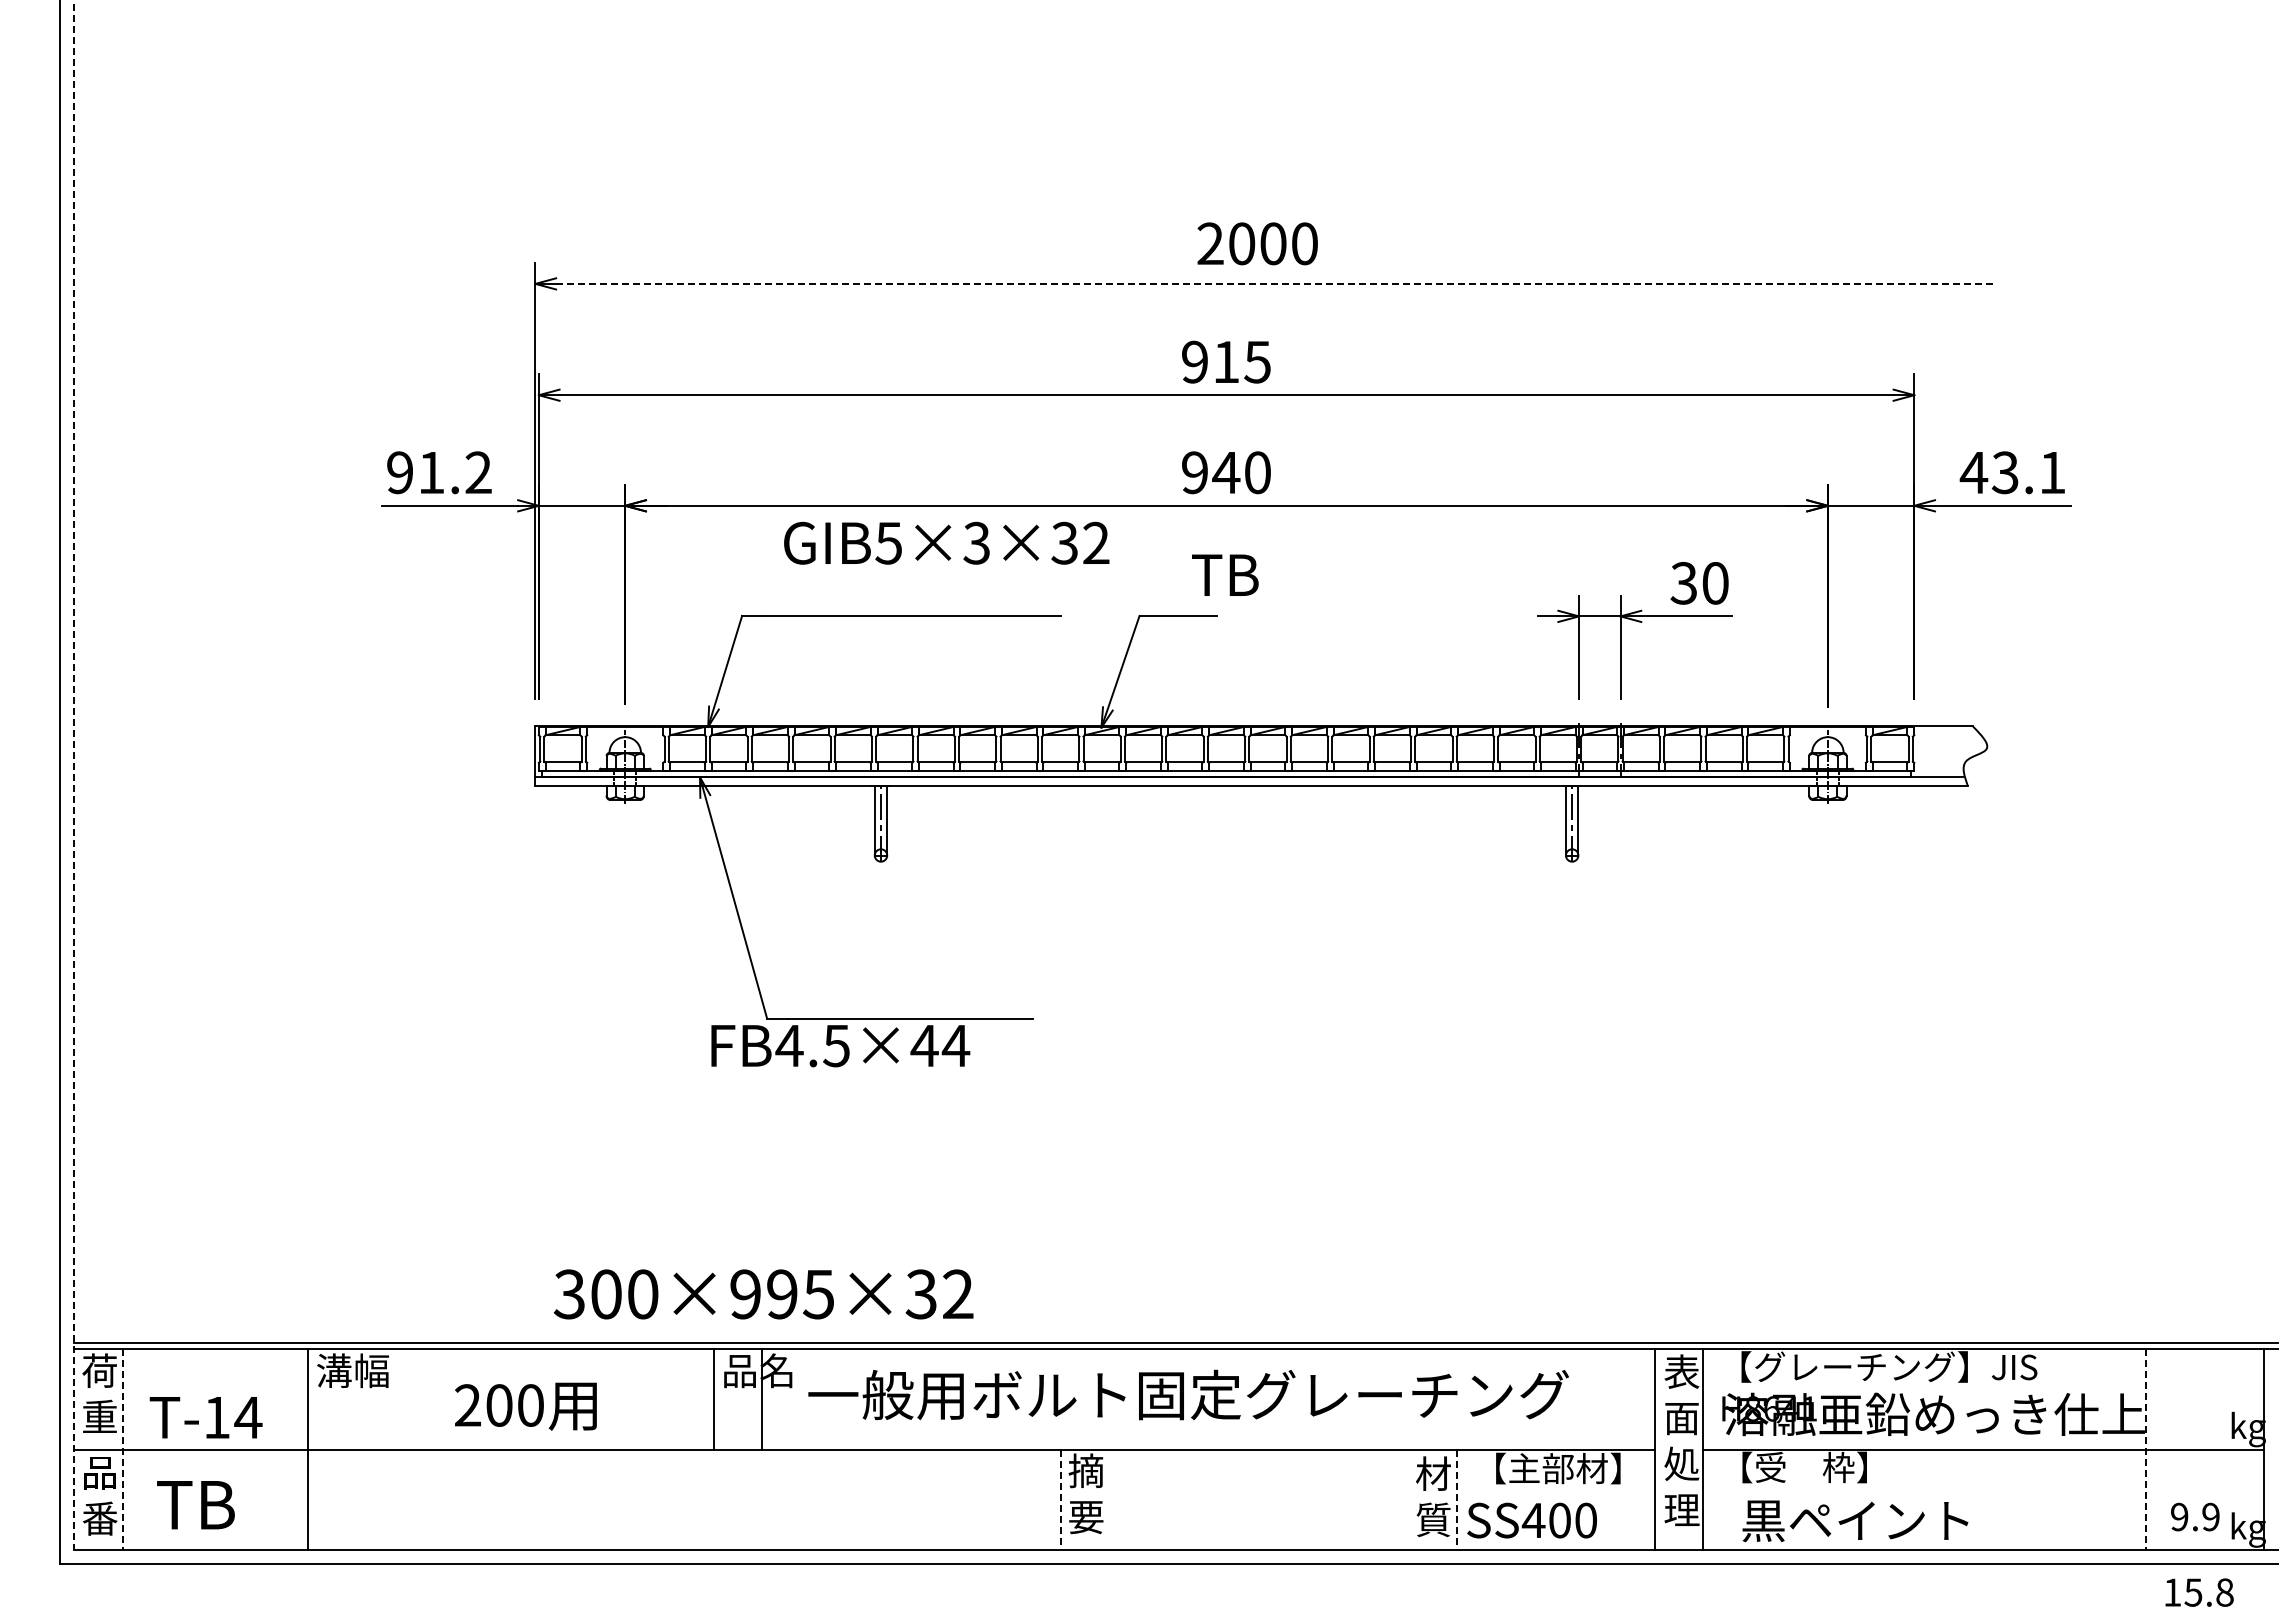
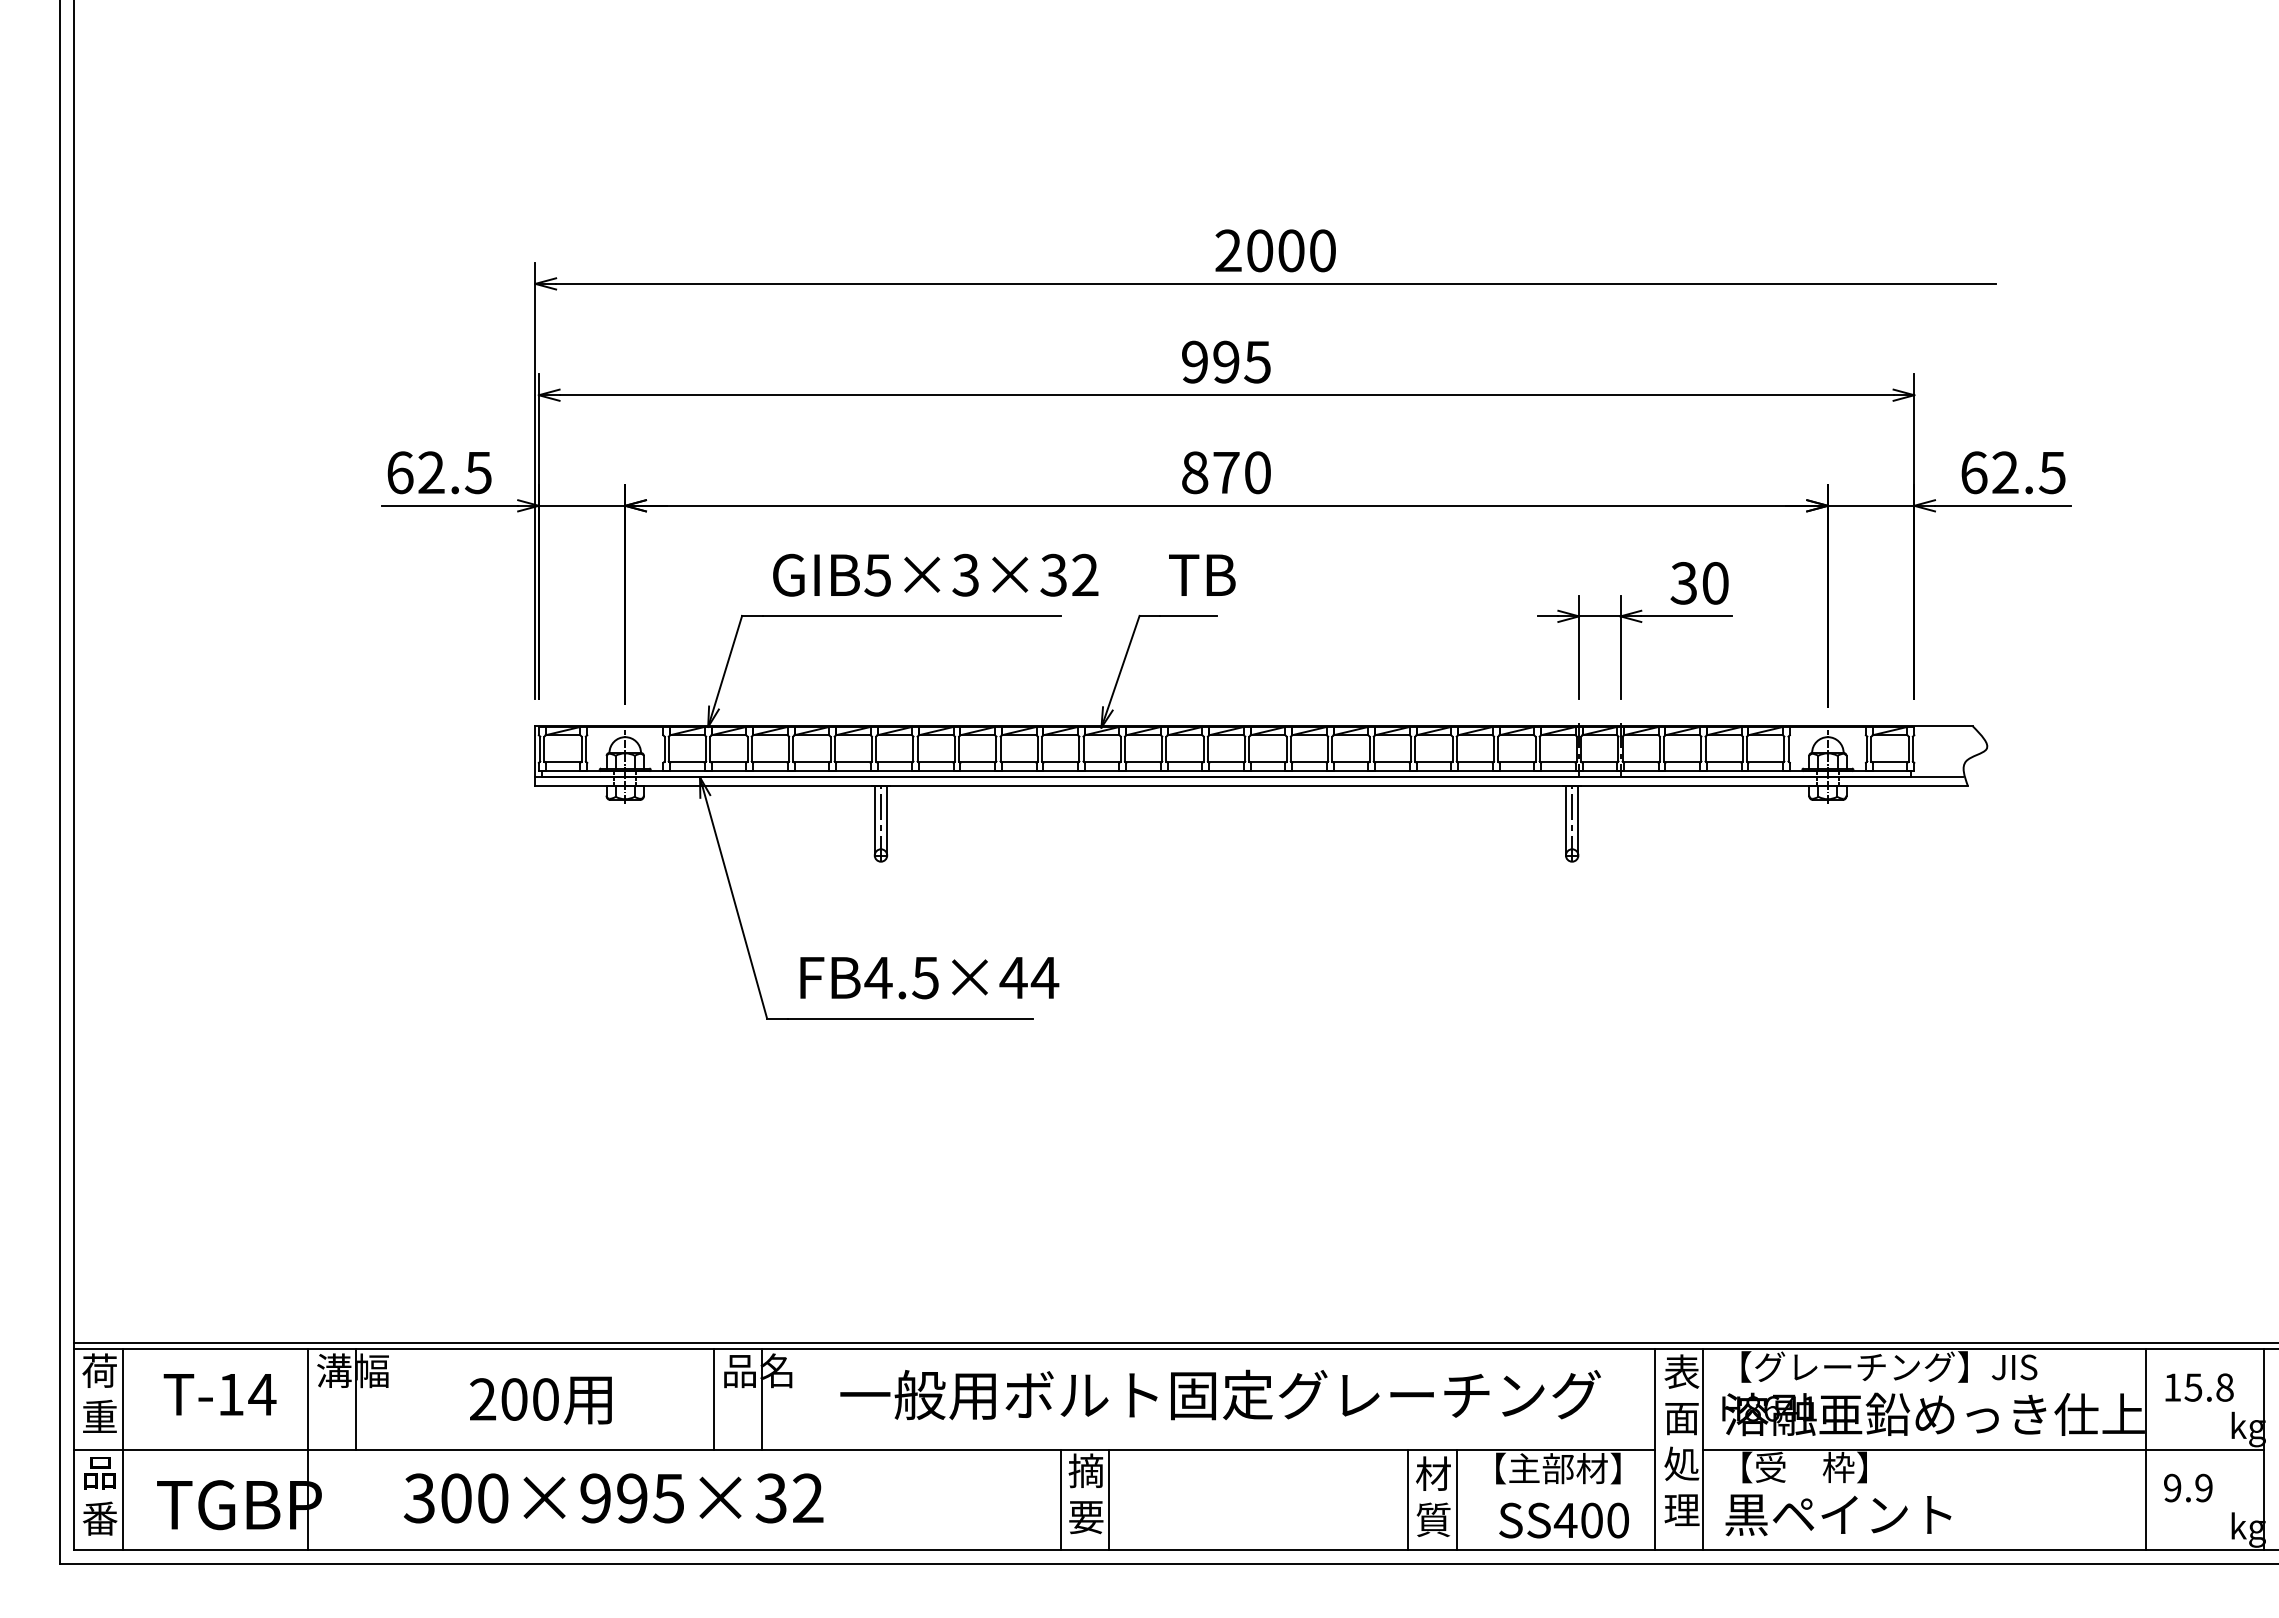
text position: (1257, 243) -> (1275, 250) (1275, 250)
line: dashed -> solid (1275, 283)
text: 915 -> 995 (1226, 361)
text: 91.2 -> 62.5 (439, 472)
text: 940 -> 870 (1211, 472)
text: 43.1 -> 62.5 (2012, 472)
text position: (946, 542) -> (935, 574) (935, 574)
text position: (1225, 574) -> (1202, 574) (1202, 574)
line: dashed -> solid (74, 775)
text position: (840, 1046) -> (929, 978) (929, 978)
text position: (763, 1294) -> (613, 1498) (613, 1498)
text position: (1188, 1394) -> (1220, 1394) (1220, 1394)
line: none -> present (356, 1399)
text position: (525, 1406) -> (540, 1400) (540, 1400)
text position: (205, 1417) -> (219, 1394) (219, 1394)
line: dashed -> solid (122, 1450)
line: dashed -> solid (2145, 1450)
line: none -> present (1109, 1499)
line: none -> present (1408, 1499)
line: dashed -> solid (1061, 1500)
line: dashed -> solid (1456, 1500)
text: TB -> TGBP (259, 1505)
text position: (2195, 1516) -> (2188, 1487) (2188, 1487)
text position: (1531, 1520) -> (1563, 1520) (1563, 1520)
text position: (1855, 1521) -> (1838, 1515) (1838, 1515)
text position: (2199, 1592) -> (2199, 1387) (2199, 1387)
